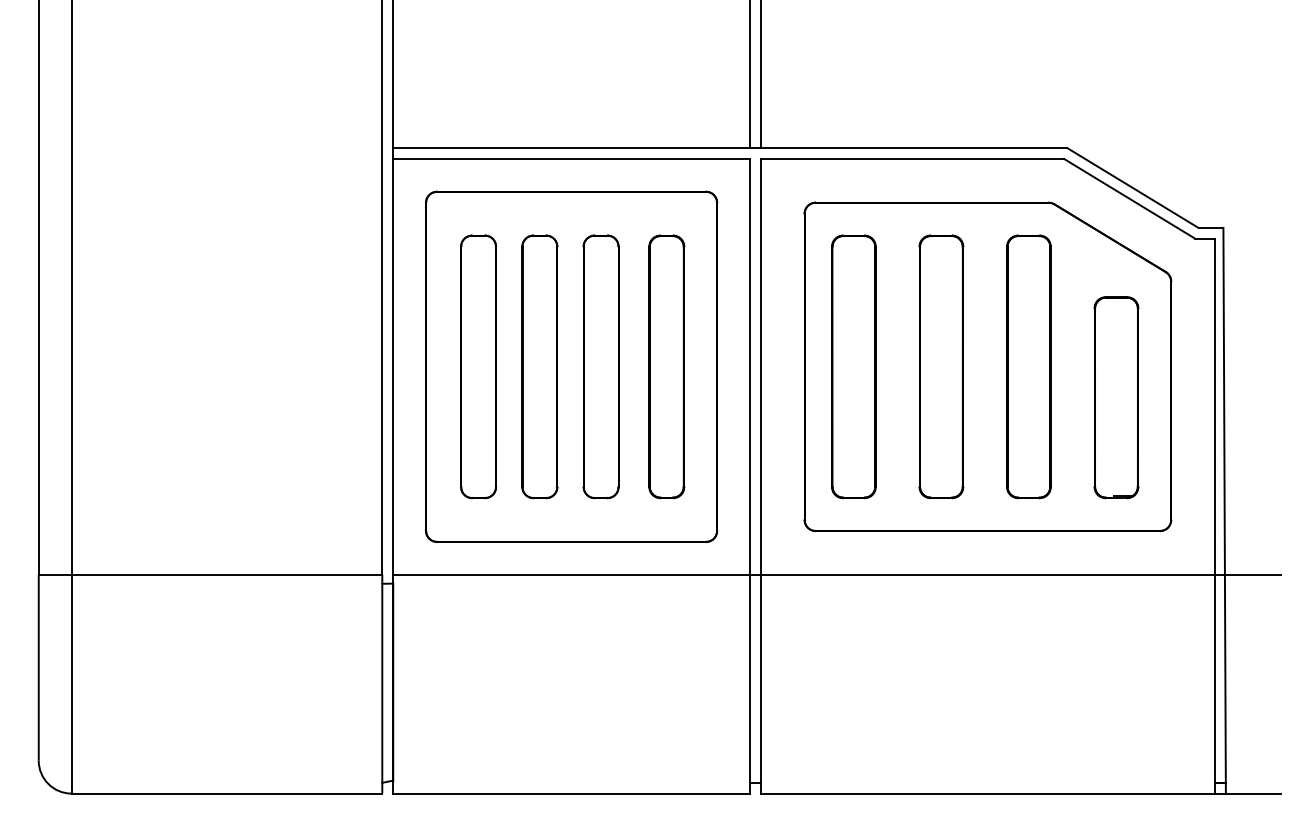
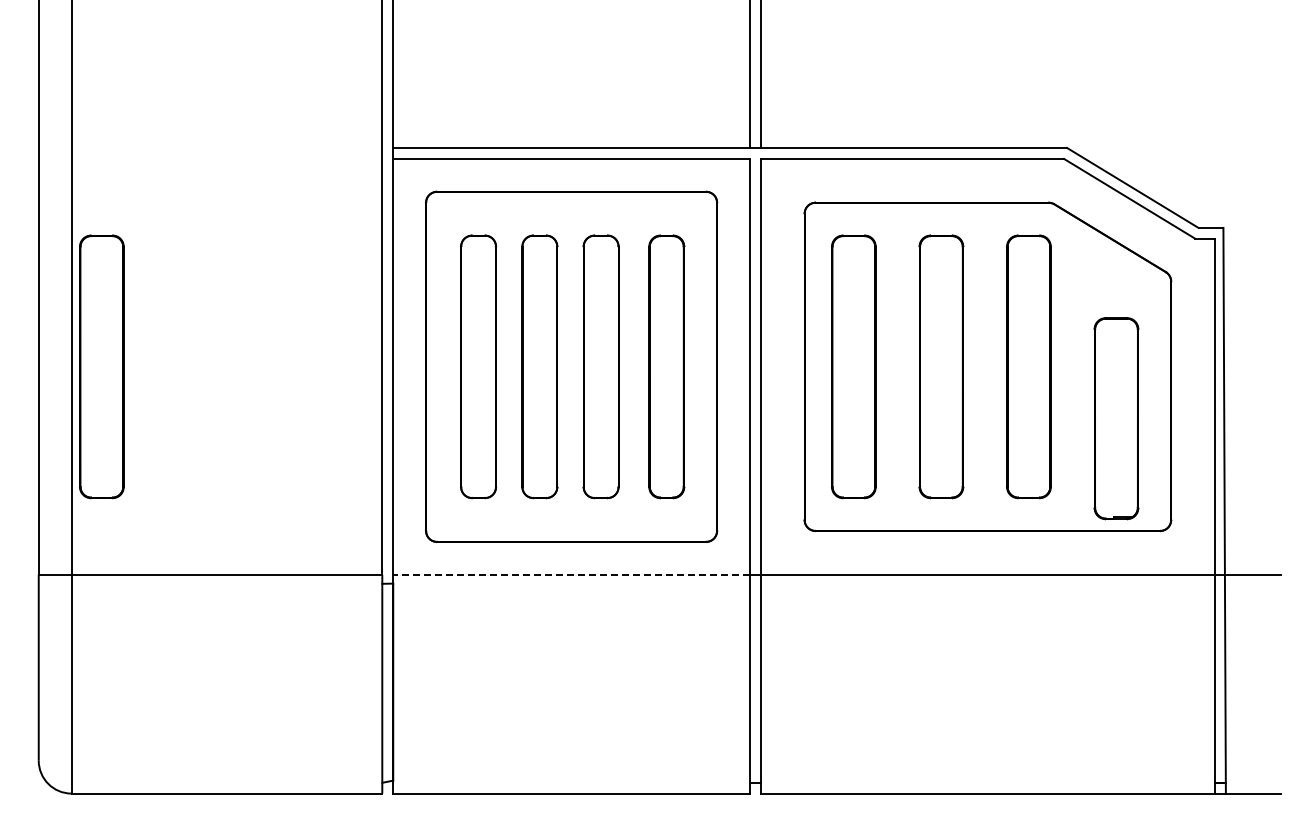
part: none -> present (101, 366)
part position: (1116, 397) -> (1116, 418) (1116, 418)
line: solid -> dashed (571, 574)
